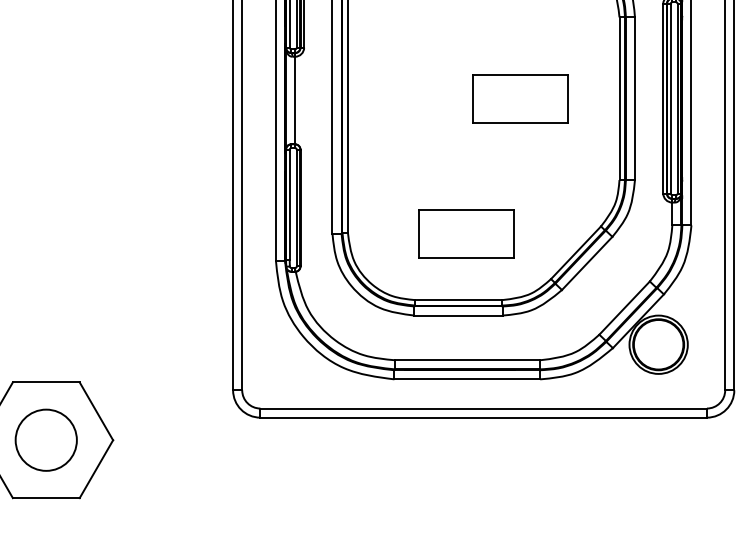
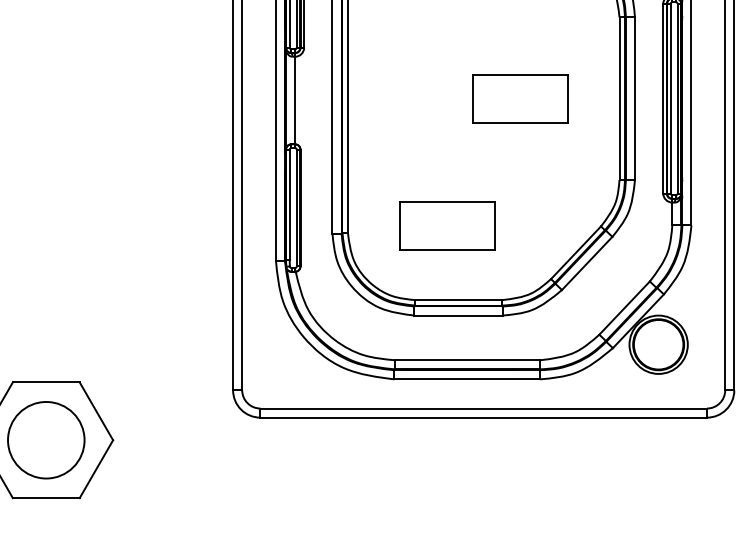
part position: (466, 233) -> (447, 225) (447, 225)
circle diameter: 61 px -> 77 px (46, 439)
